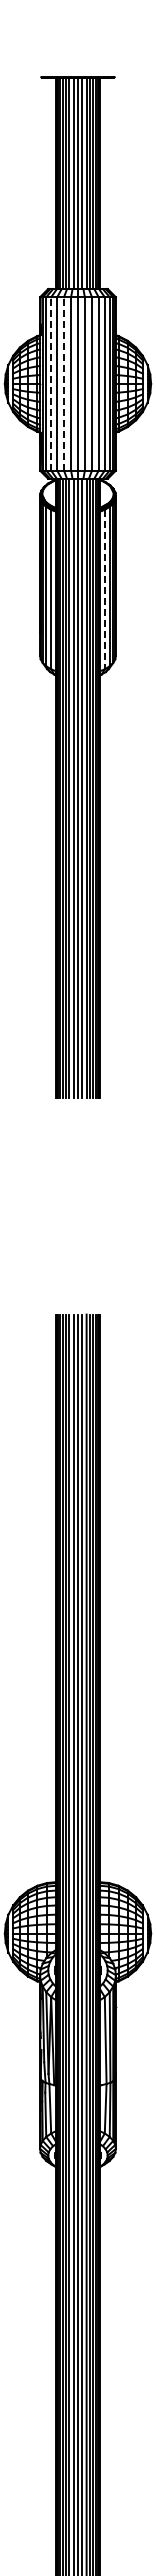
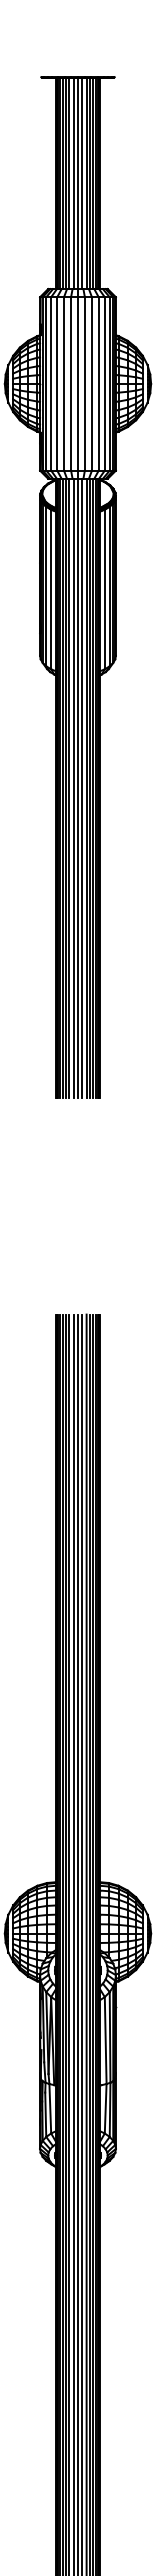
line: dashed -> solid (51, 383)
line: dashed -> solid (64, 383)
line: dashed -> solid (104, 589)
